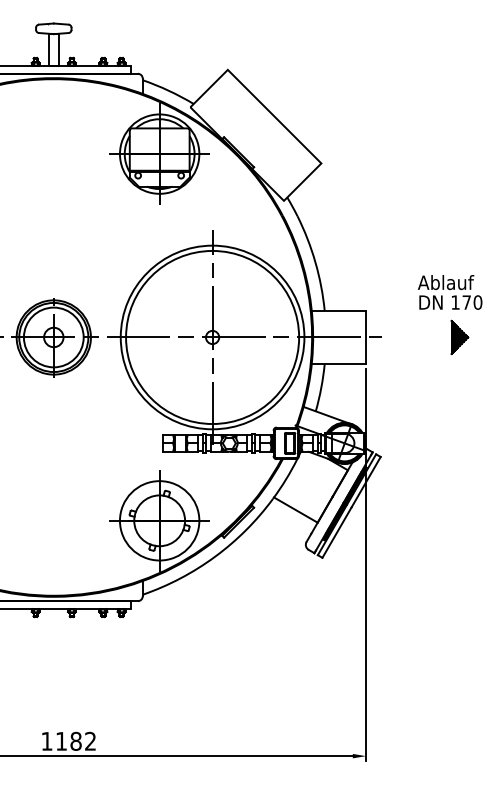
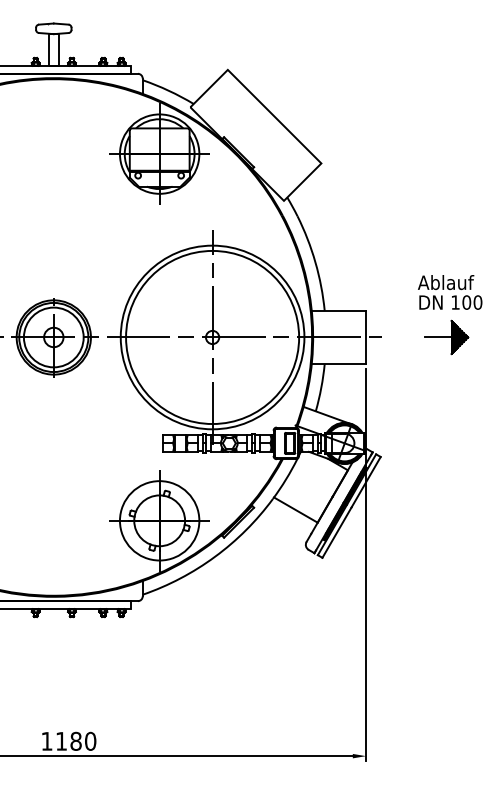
text: 170 -> 100 (466, 302)
line: none -> present (437, 337)
text: 1182 -> 1180 (90, 740)
